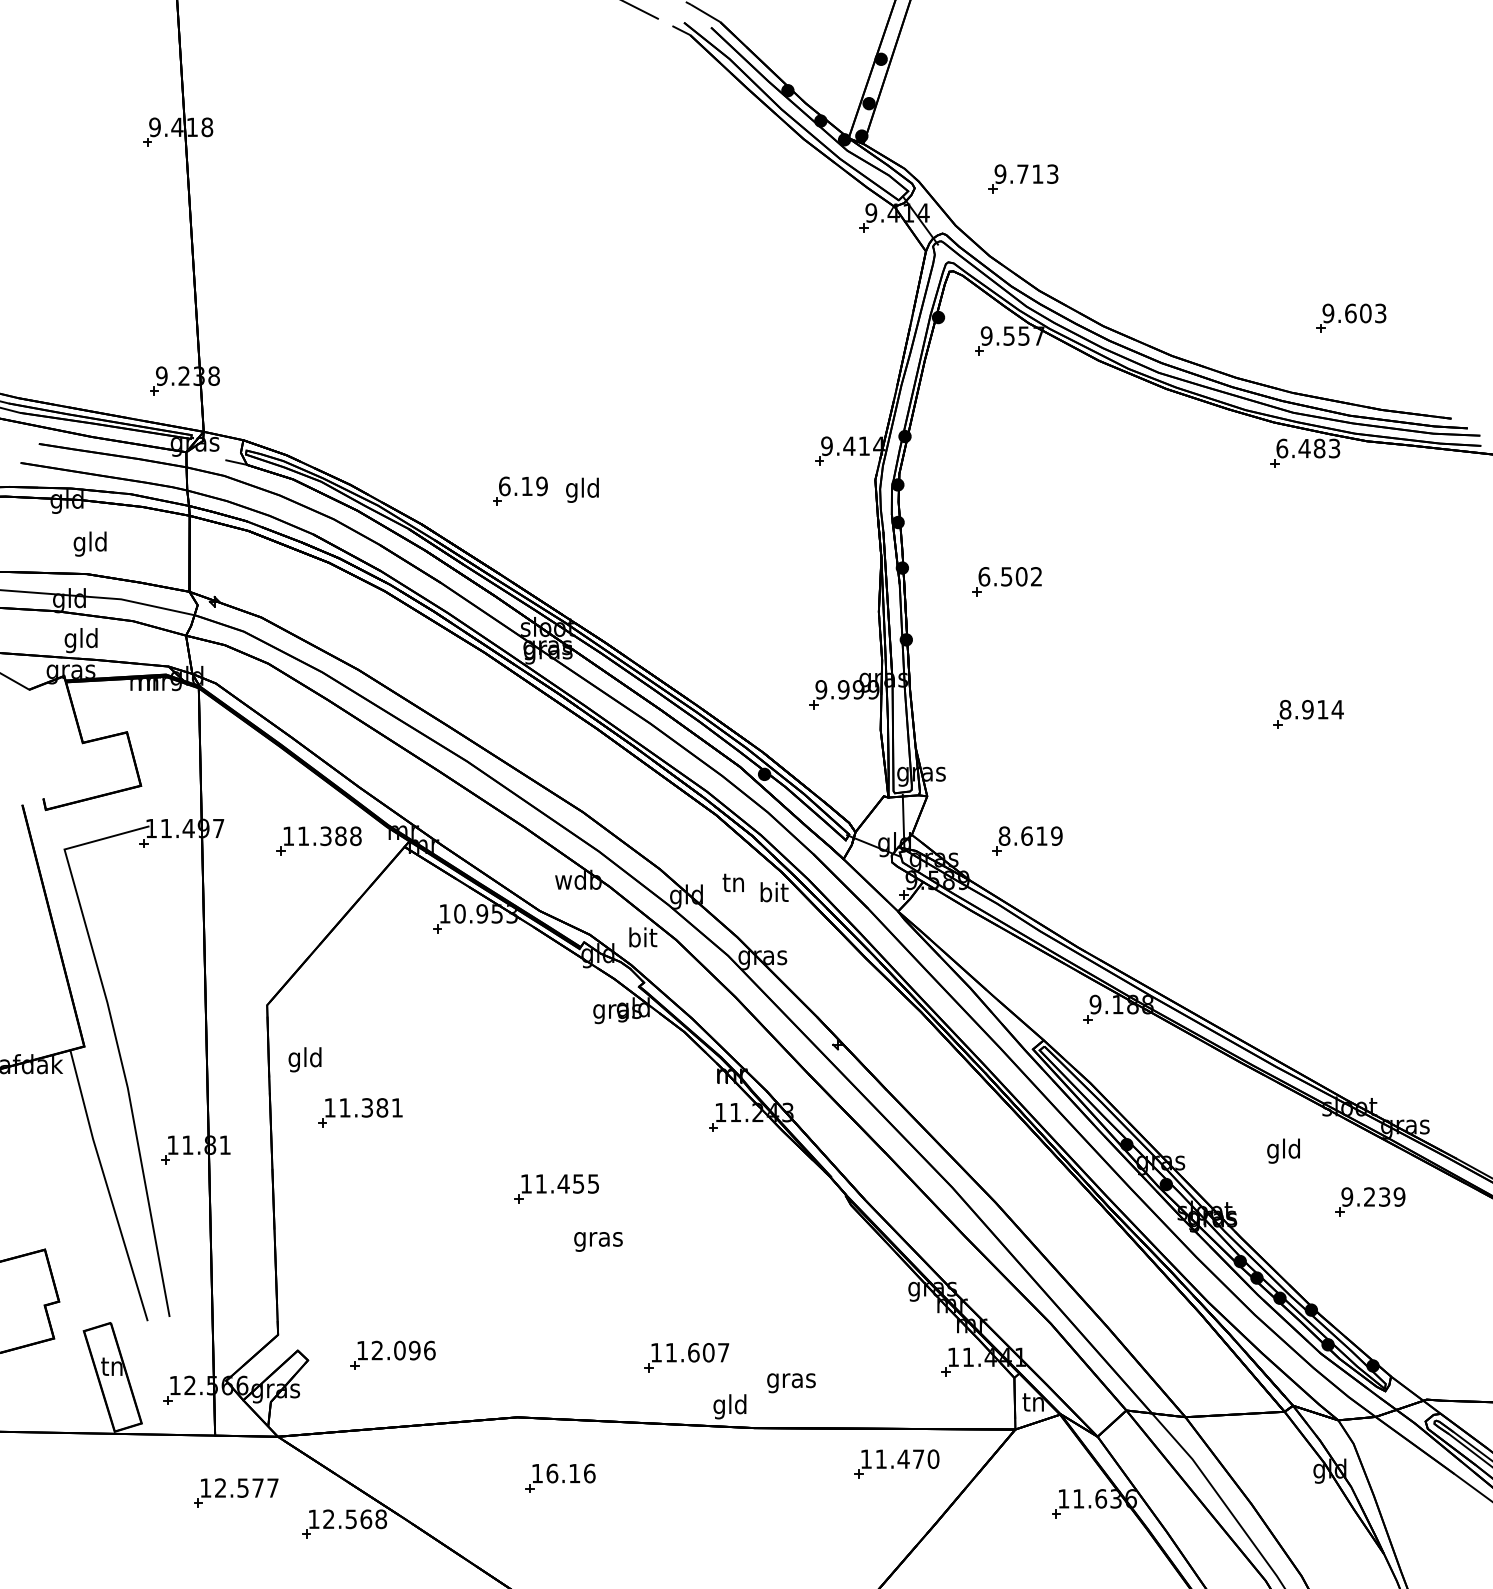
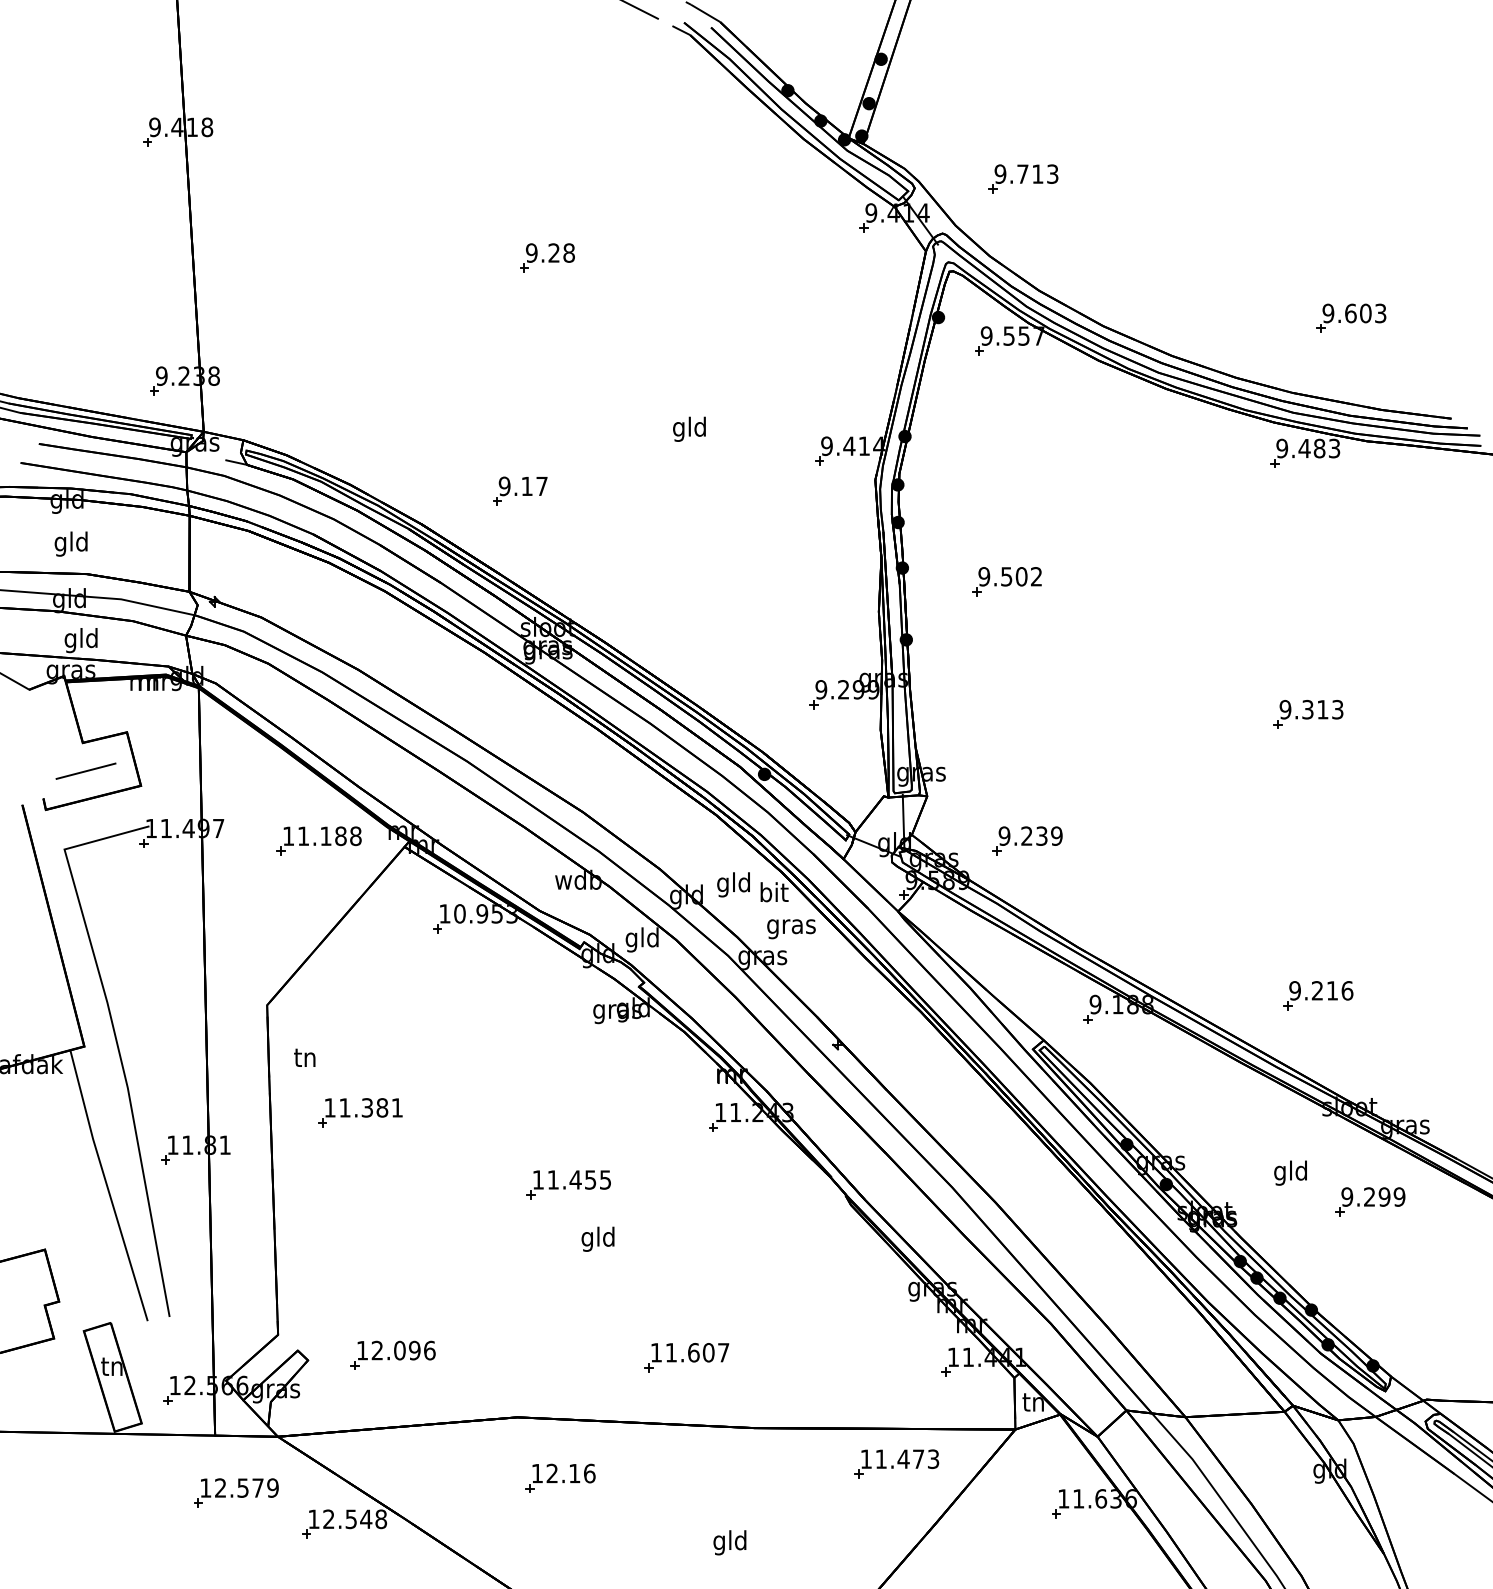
part: none -> present (547, 257)
text: 6.483 -> 9.483 (1282, 448)
text: 6.19 -> 9.17 (522, 486)
text position: (582, 489) -> (689, 428) (689, 428)
text position: (89, 543) -> (70, 543) (70, 543)
text: 6.502 -> 9.502 (984, 576)
text: 9.999 -> 9.299 (843, 689)
text: 8.914 -> 9.313 (1311, 709)
line: none -> present (85, 770)
text: 8.619 -> 9.239 (1022, 835)
text: 11.388 -> 11.188 (325, 836)
text: tn -> gld (733, 884)
text: bit -> gld (641, 939)
part: none -> present (1318, 995)
text: gld -> tn (304, 1059)
text position: (1283, 1150) -> (1290, 1172) (1290, 1172)
part position: (556, 1188) -> (568, 1184) (568, 1184)
text: 9.239 -> 9.299 (1384, 1196)
text: gras -> gld (598, 1238)
text position: (791, 1383) -> (791, 929) (791, 929)
text position: (729, 1406) -> (729, 1542) (729, 1542)
text: 11.470 -> 11.473 (933, 1459)
text: 16.16 -> 12.16 (552, 1473)
text: 12.577 -> 12.579 (272, 1487)
text: 12.568 -> 12.548 (366, 1519)
